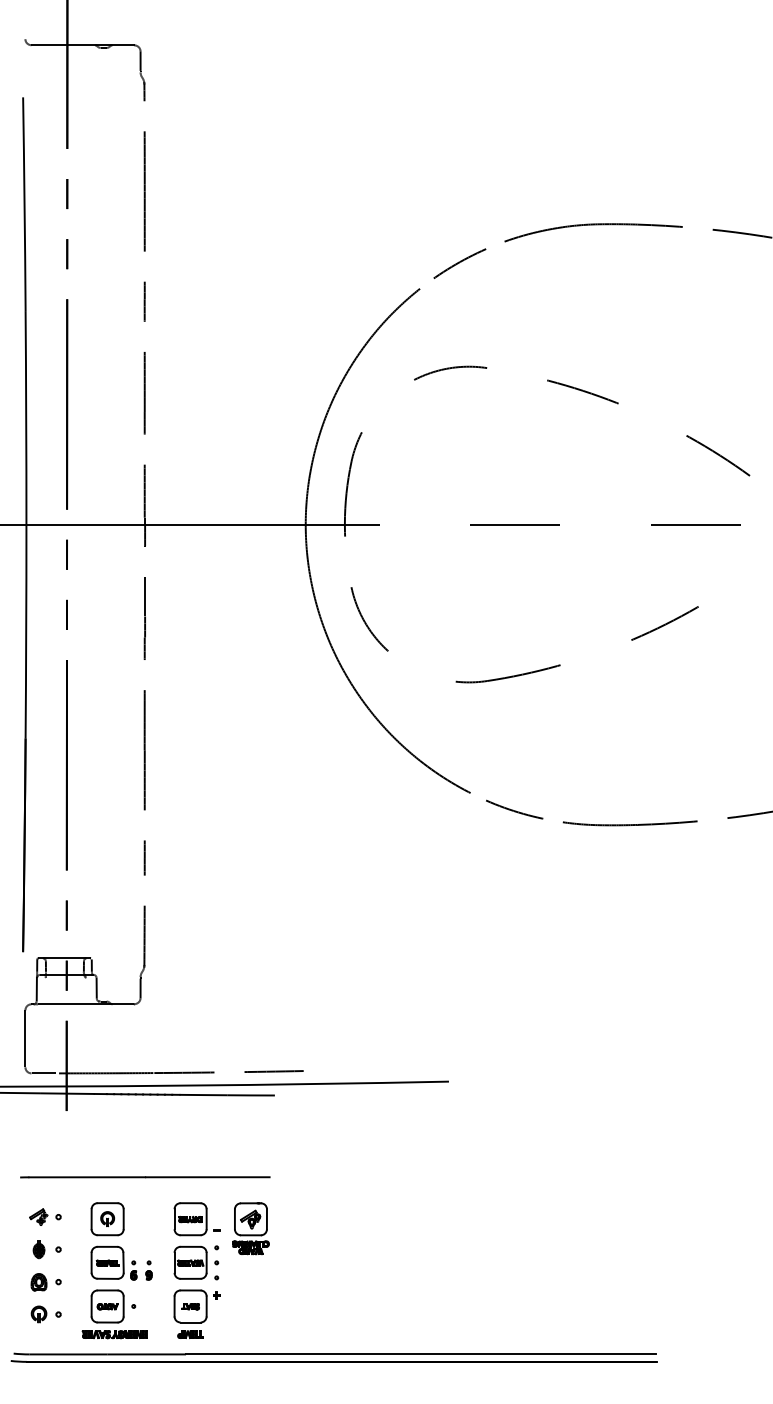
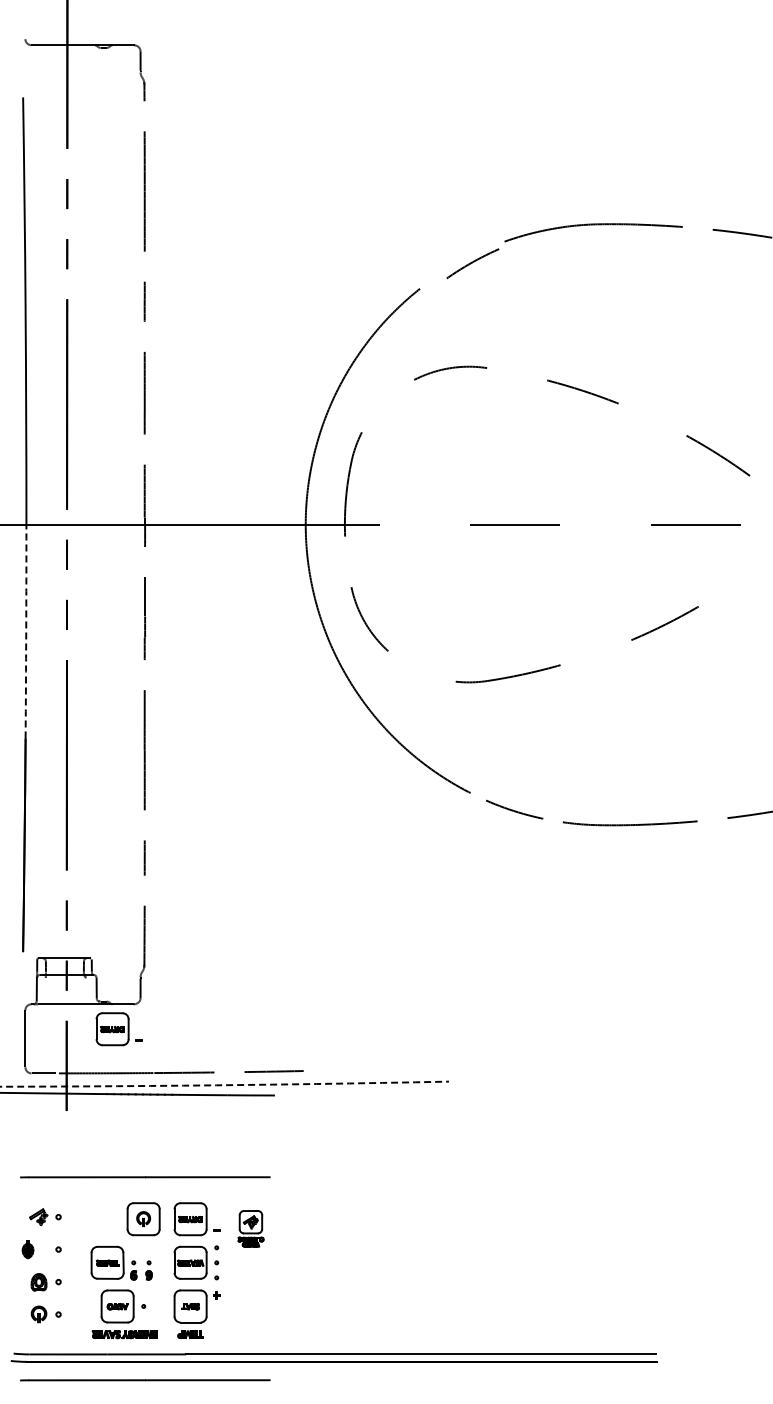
curve position: (459, 263) -> (472, 263) (472, 263)
arc: solid -> dashed (26, 631)
part: none -> present (118, 1029)
arc: solid -> dashed (224, 1085)
part position: (107, 1219) -> (143, 1219) (143, 1219)
part size: 38x54 px -> 28x38 px (250, 1228)
part position: (38, 1249) -> (27, 1249) (27, 1249)
part position: (114, 1314) -> (124, 1314) (124, 1314)
line: none -> present (145, 1380)
